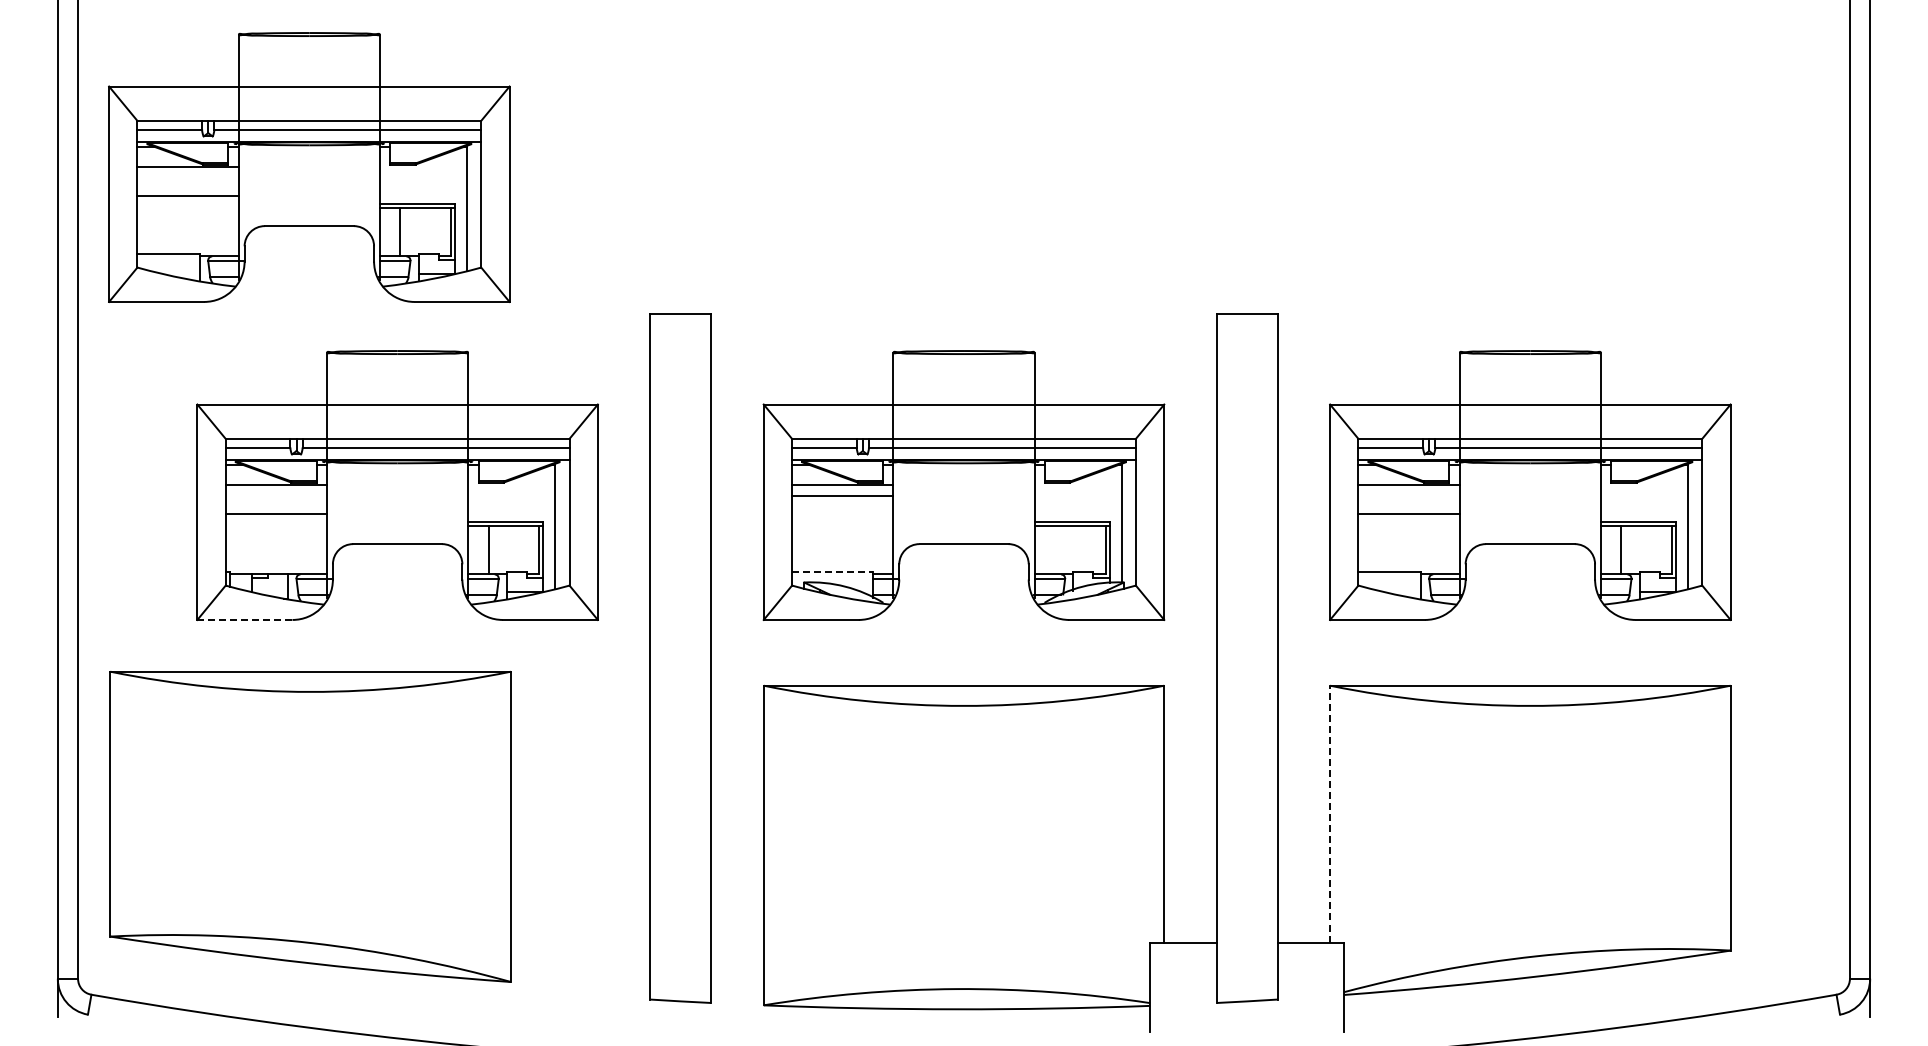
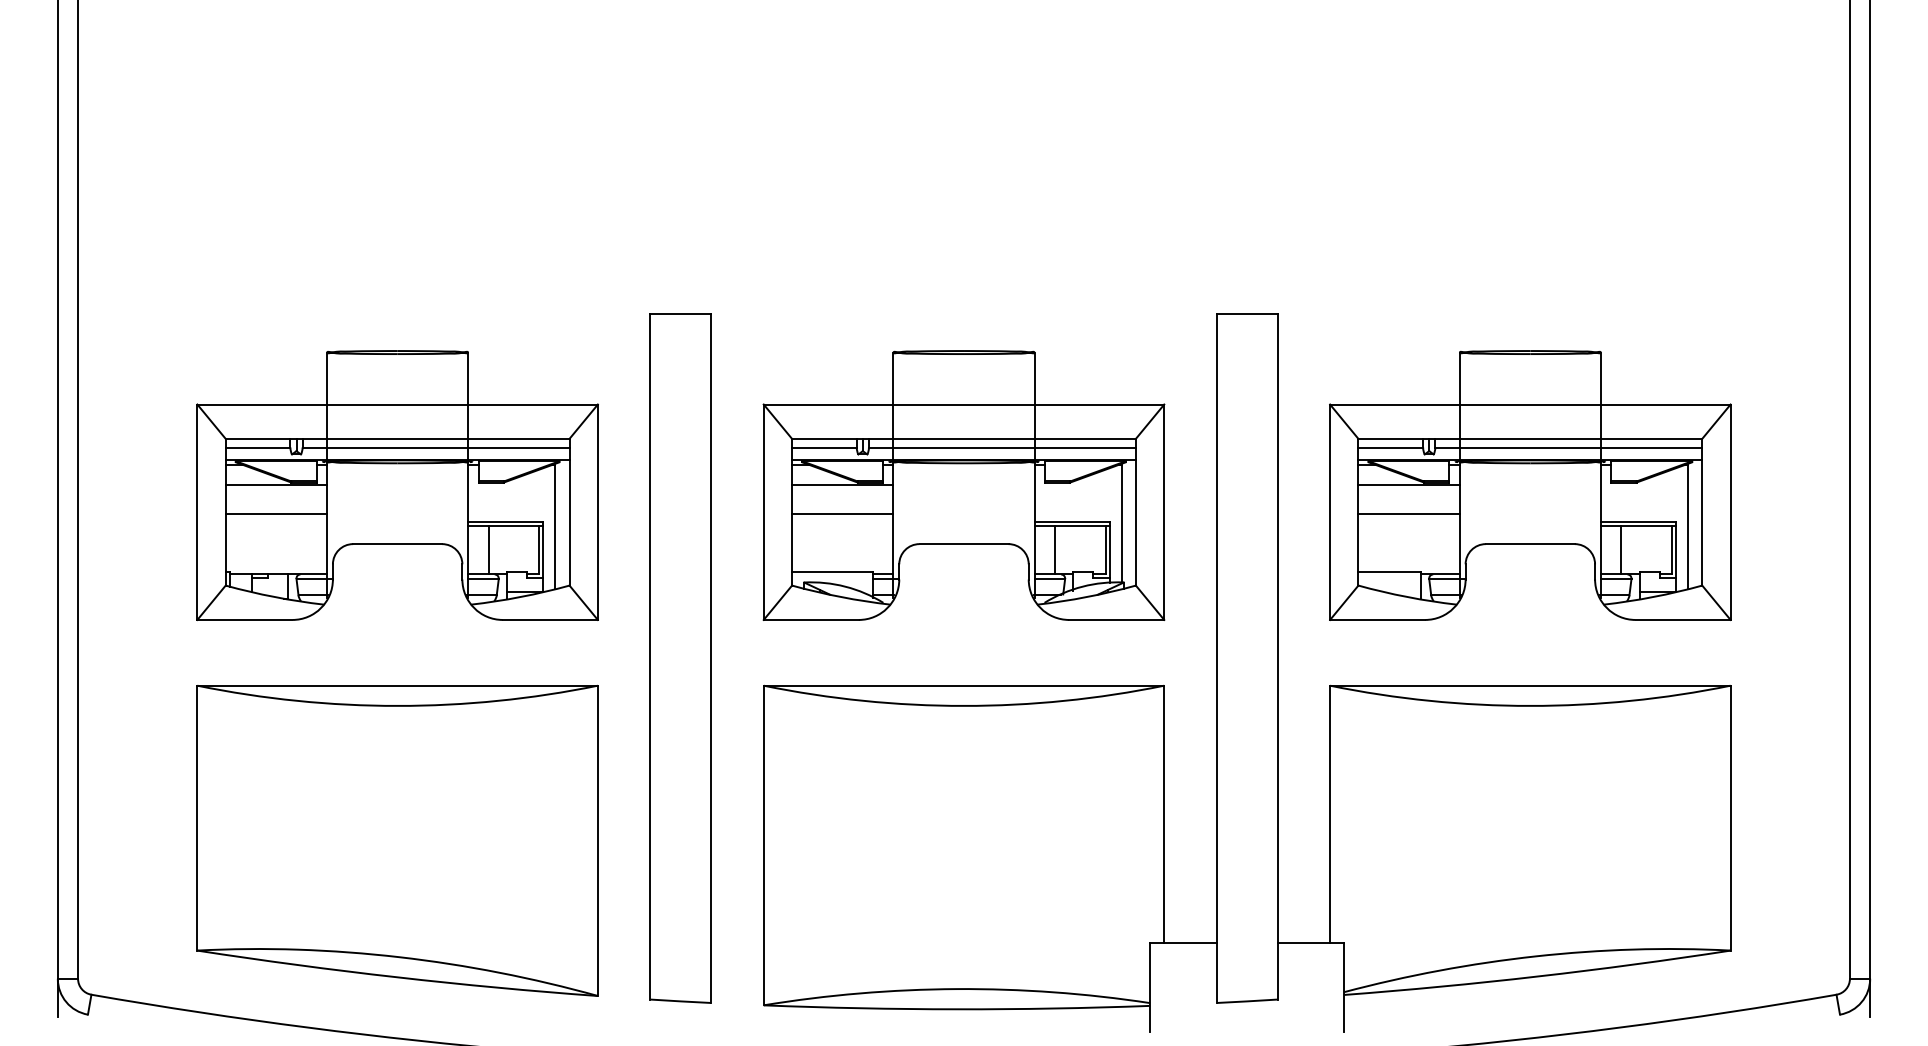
part: present -> none (309, 167)
line position: (842, 495) -> (842, 513) (842, 513)
line: none -> present (1055, 549)
line: dashed -> solid (833, 572)
line: dashed -> solid (244, 619)
line: dashed -> solid (1330, 813)
part position: (310, 826) -> (397, 840) (397, 840)
